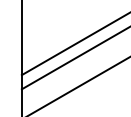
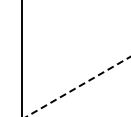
line: present -> none (74, 44)
line: present -> none (74, 58)
line: solid -> dashed (78, 86)
